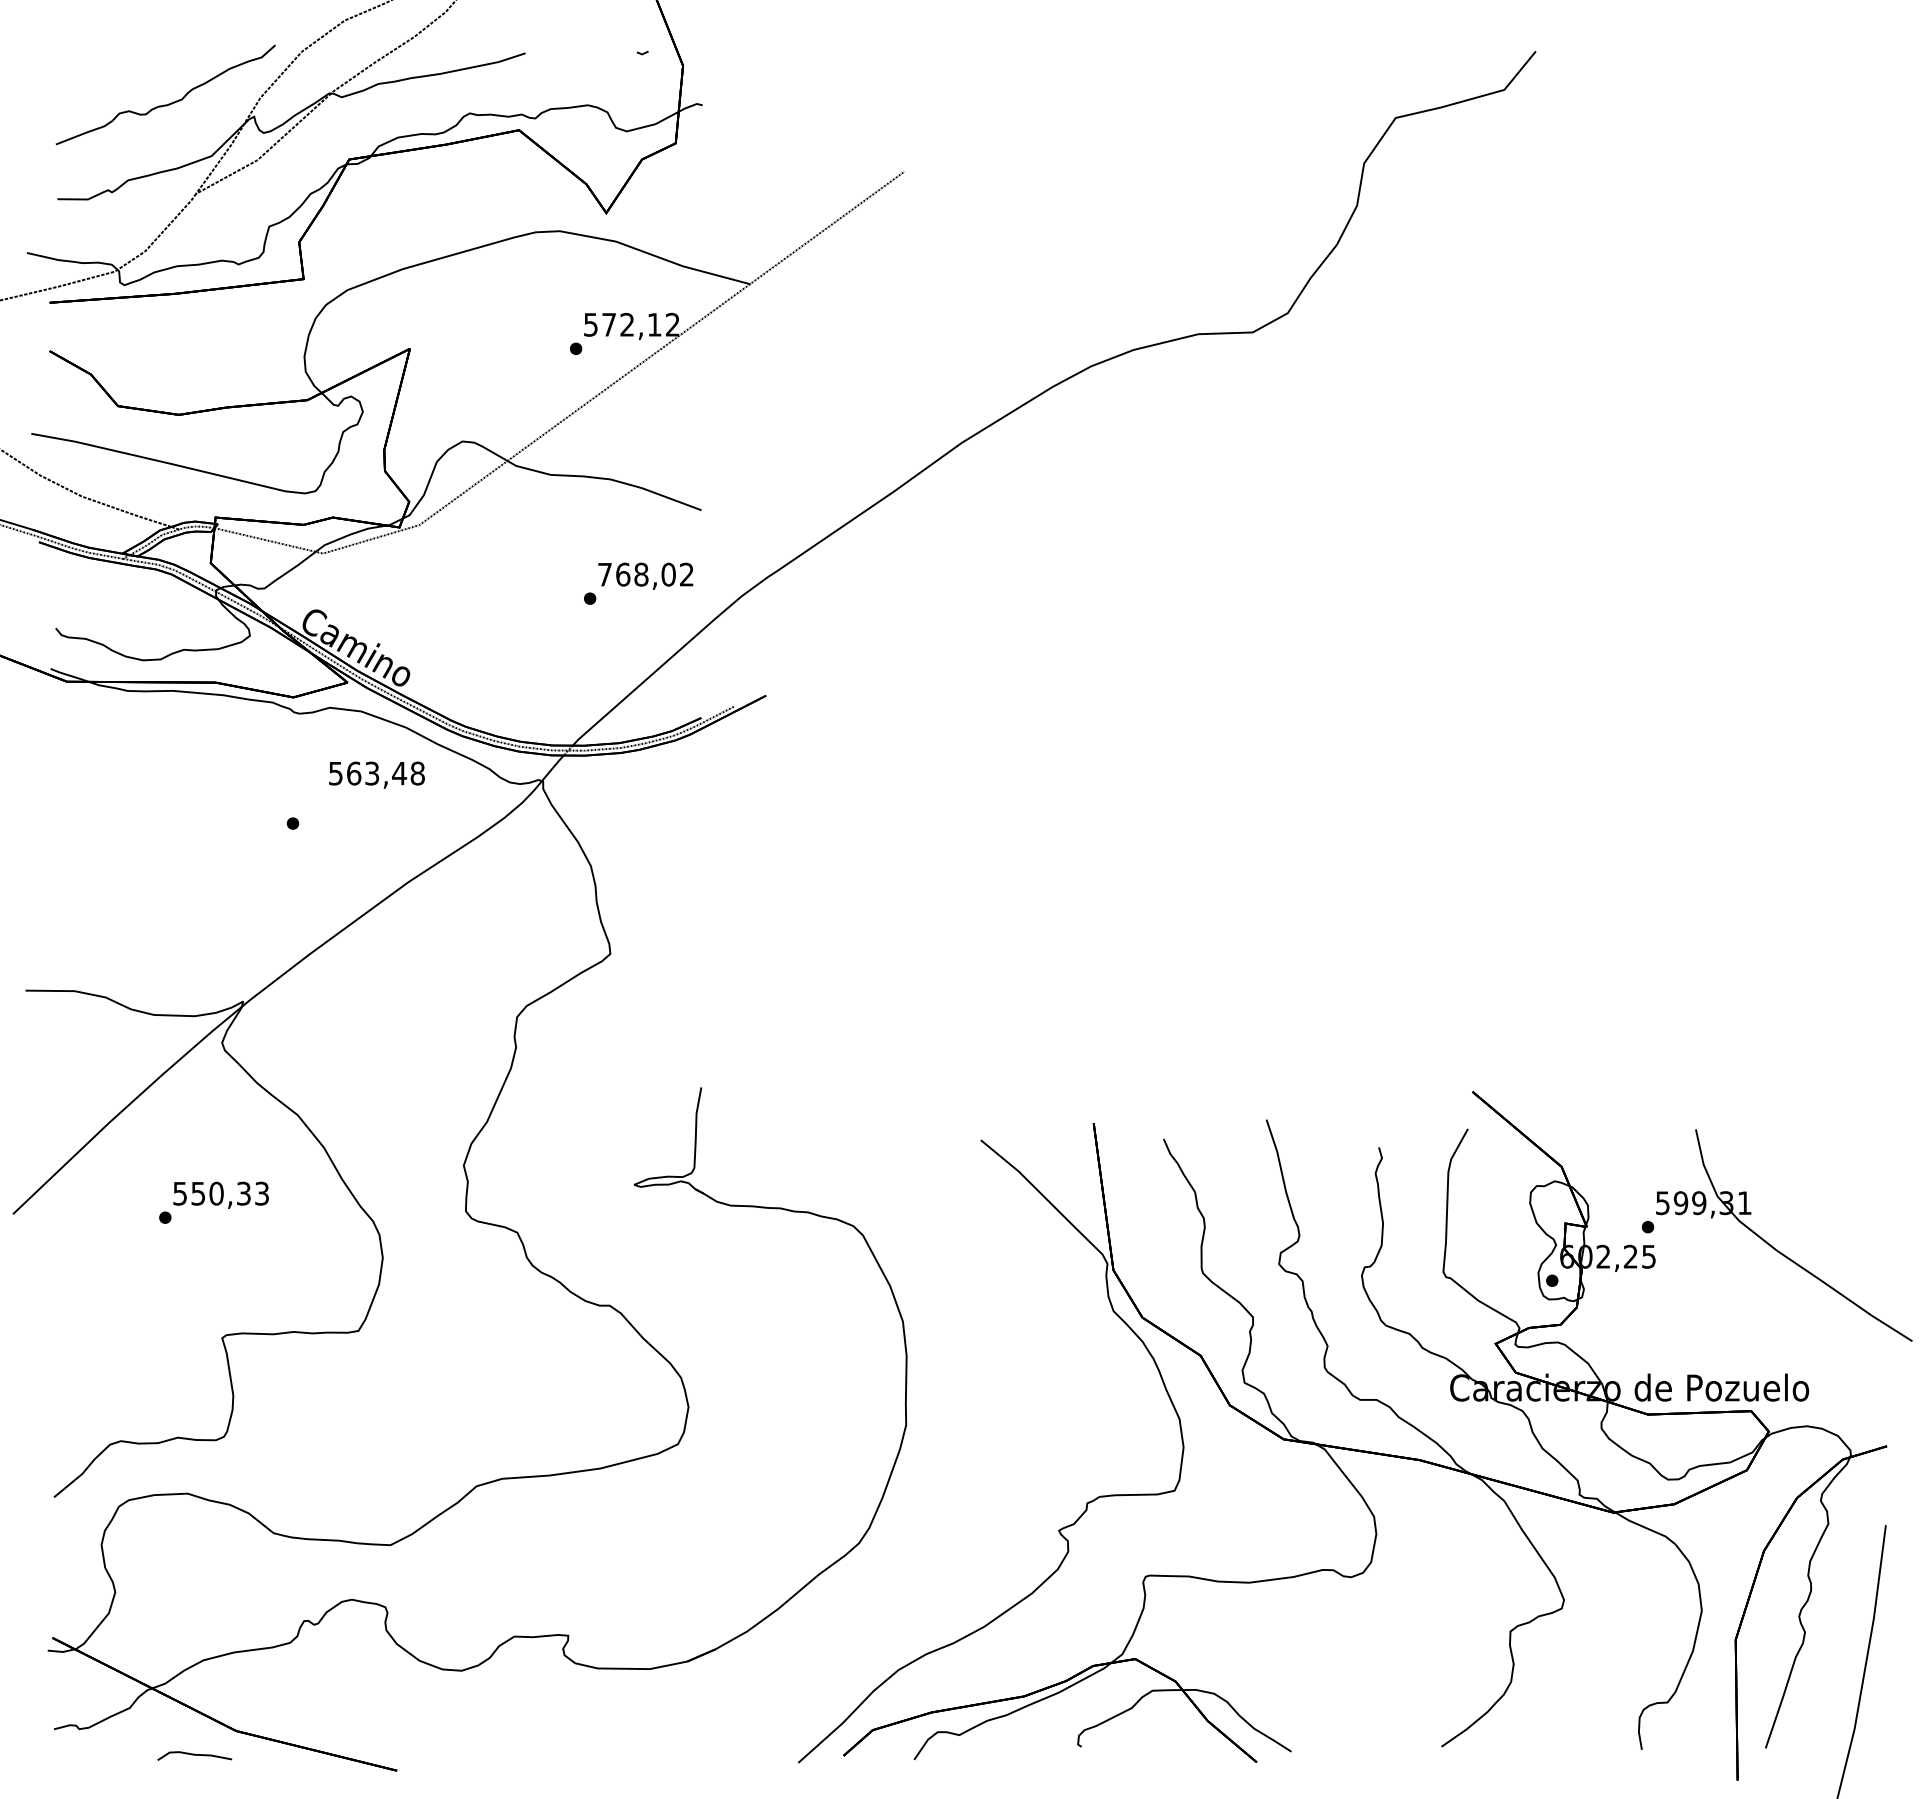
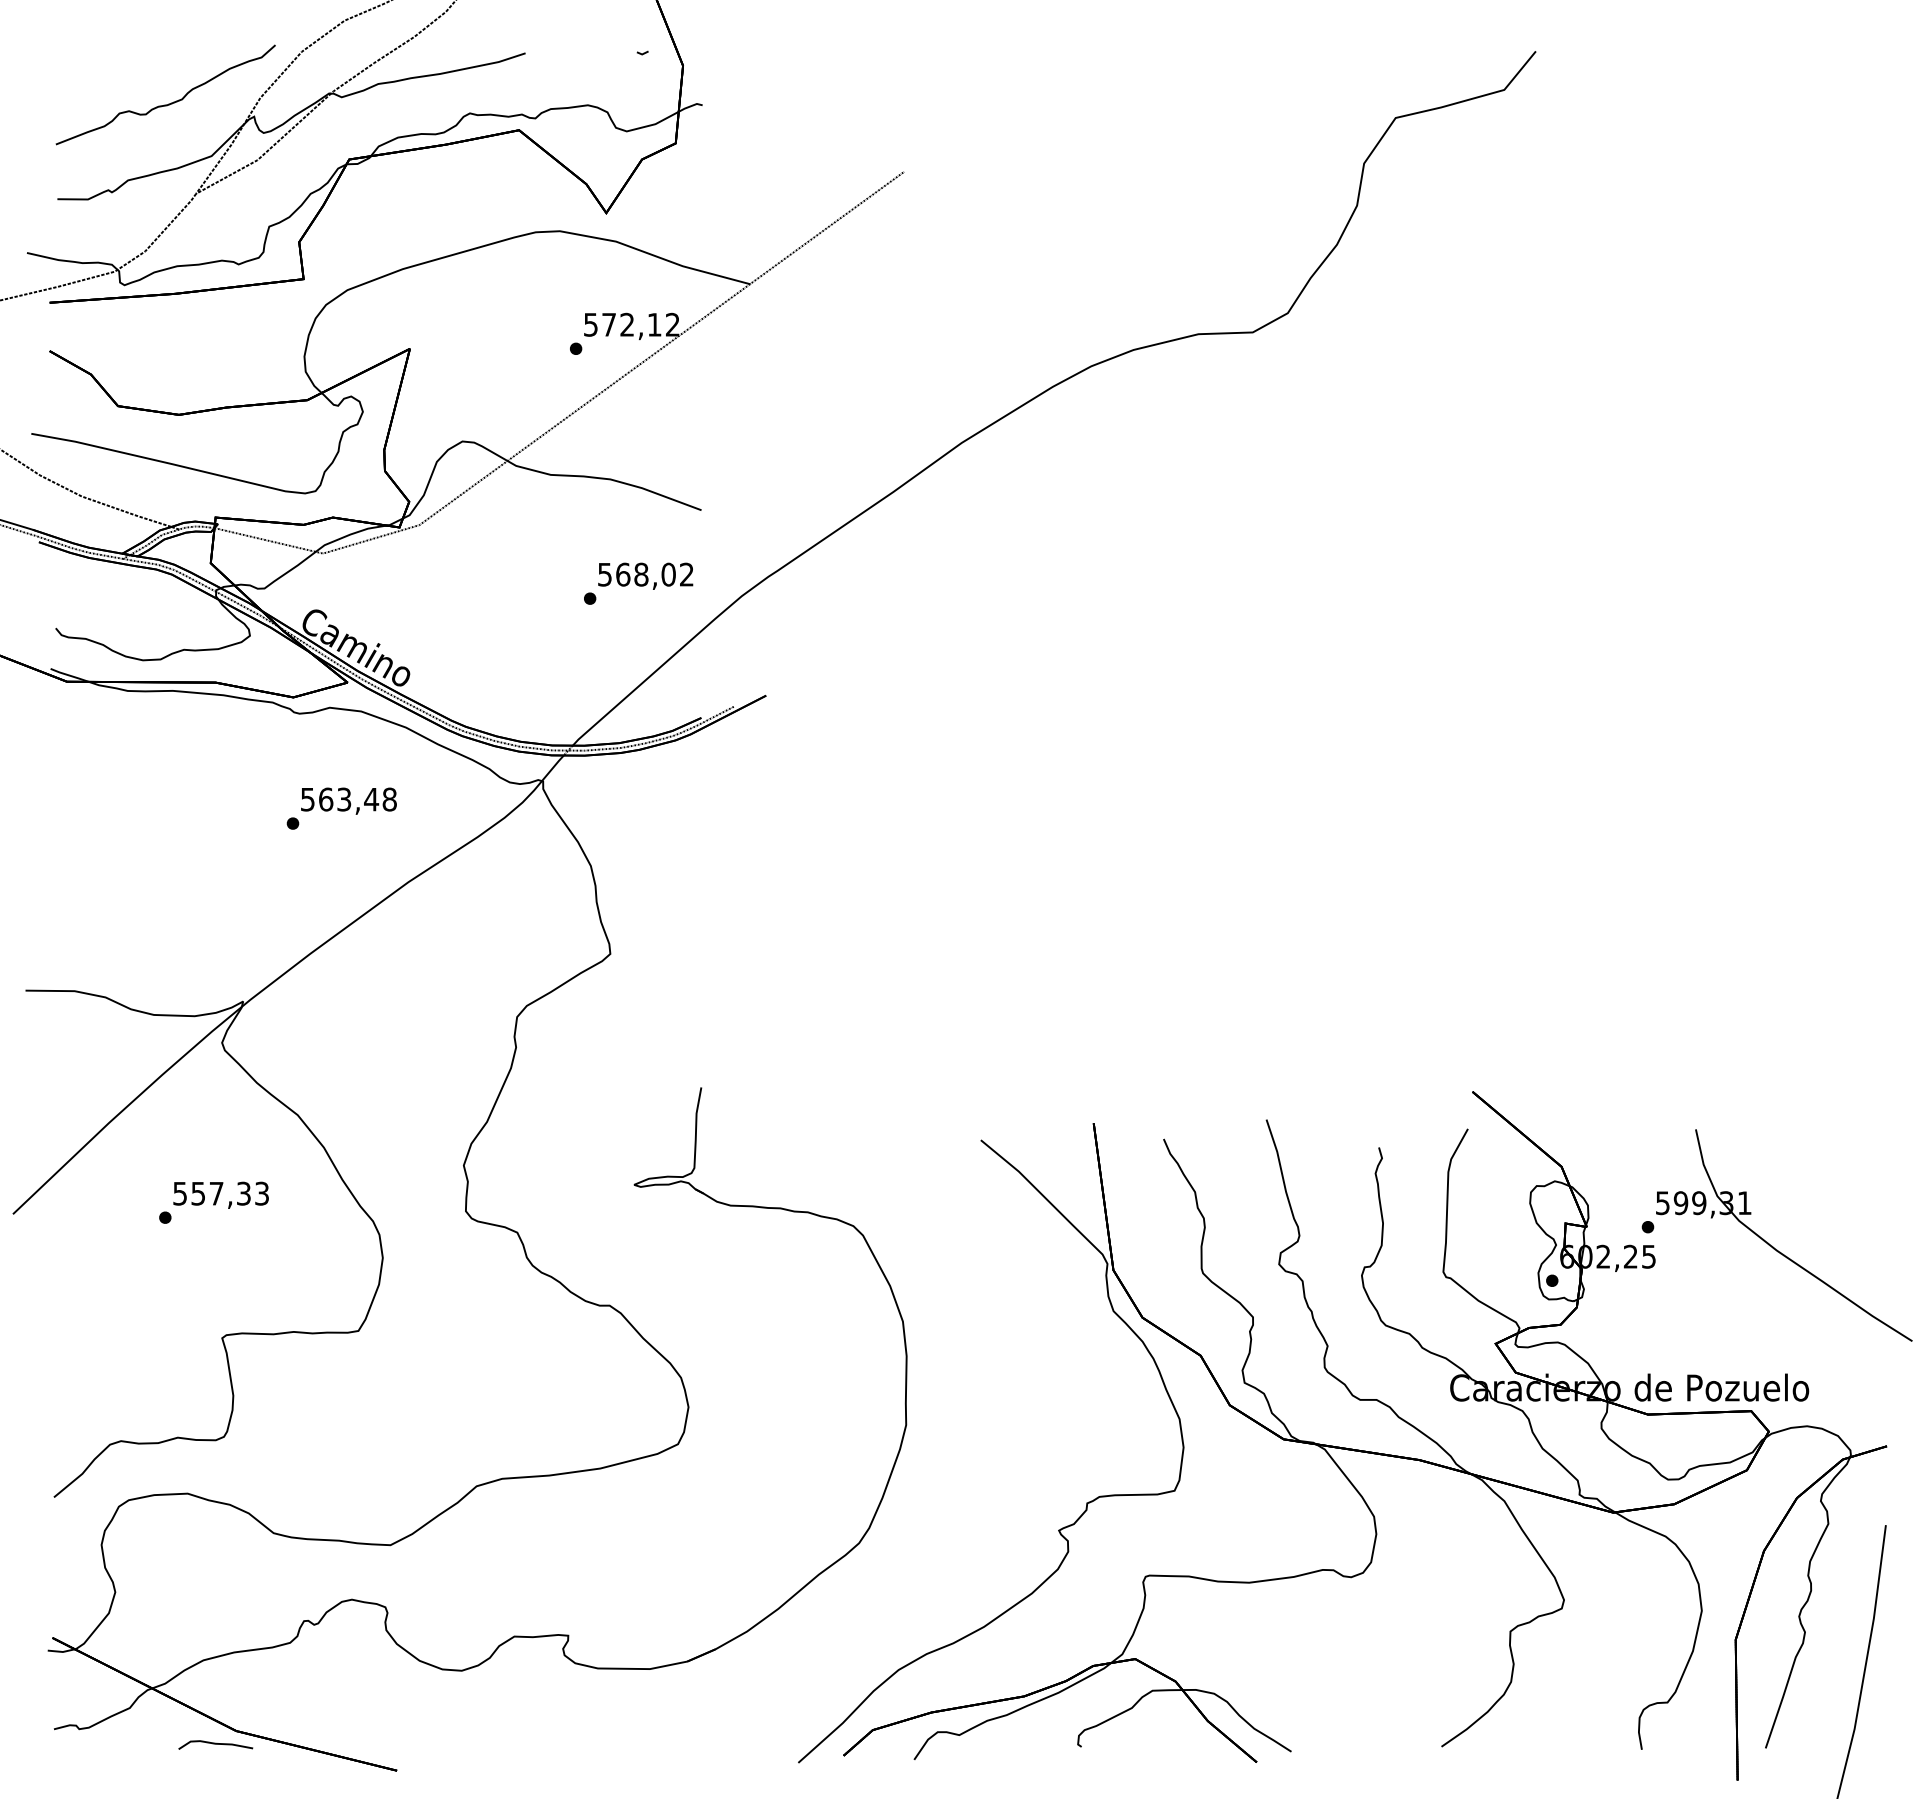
text: 768,02 -> 568,02 (604, 574)
text position: (376, 774) -> (348, 800) (348, 800)
text: 550,33 -> 557,33 (216, 1193)
curve position: (194, 1755) -> (215, 1744) (215, 1744)
